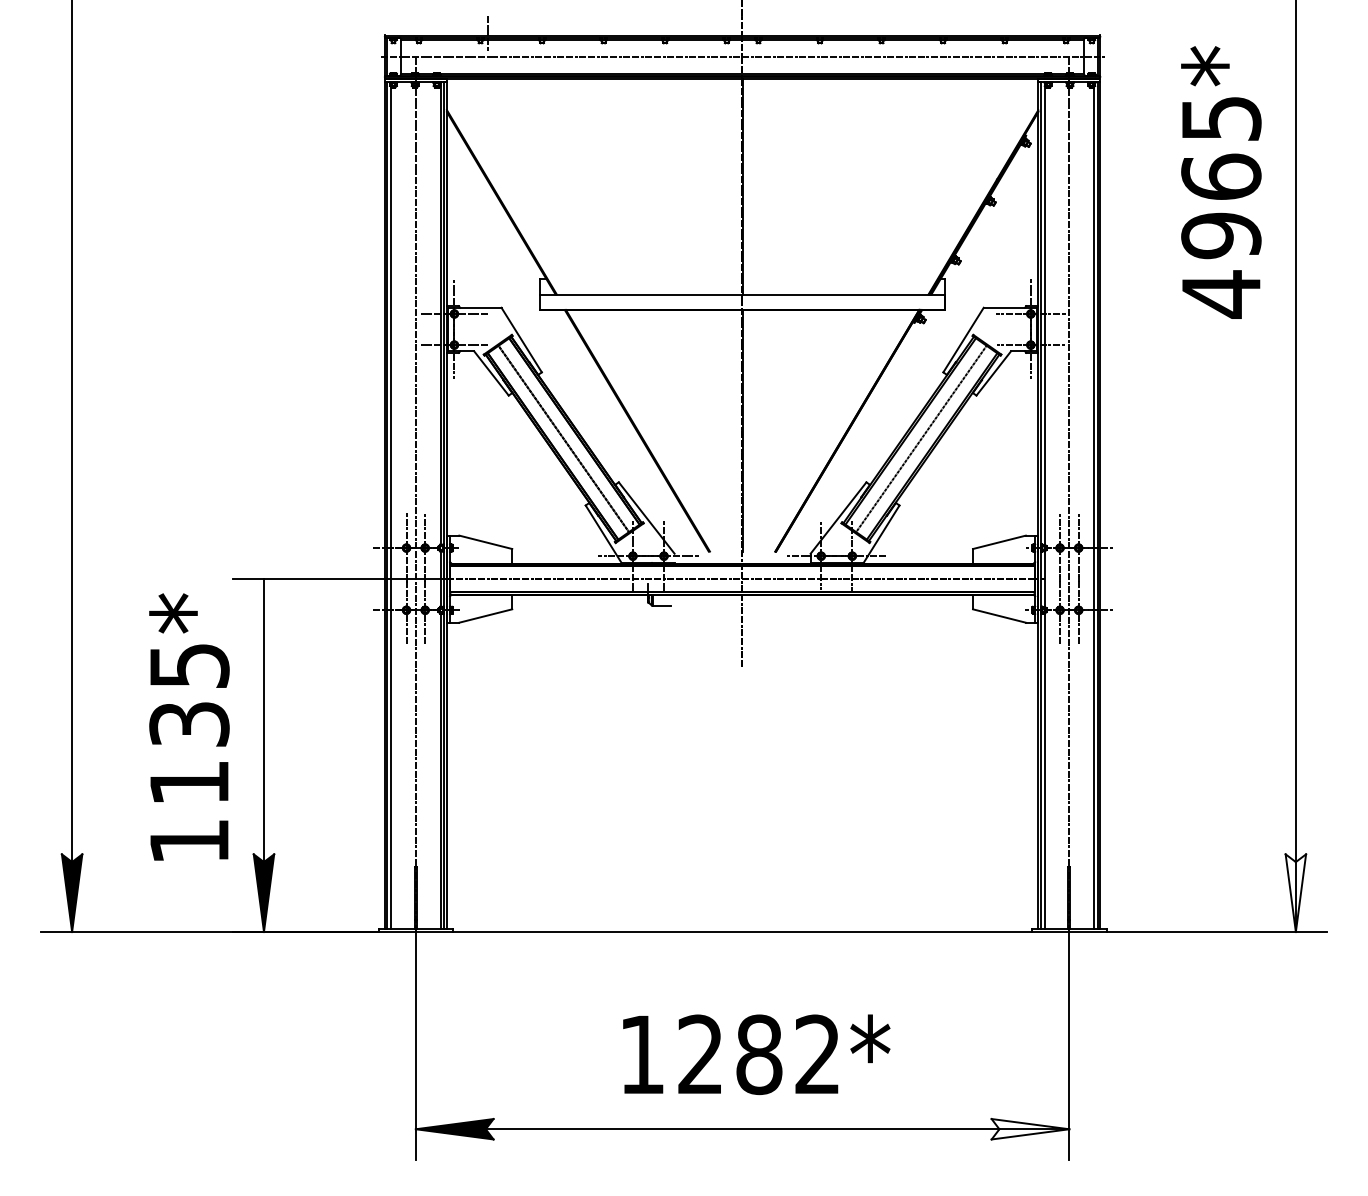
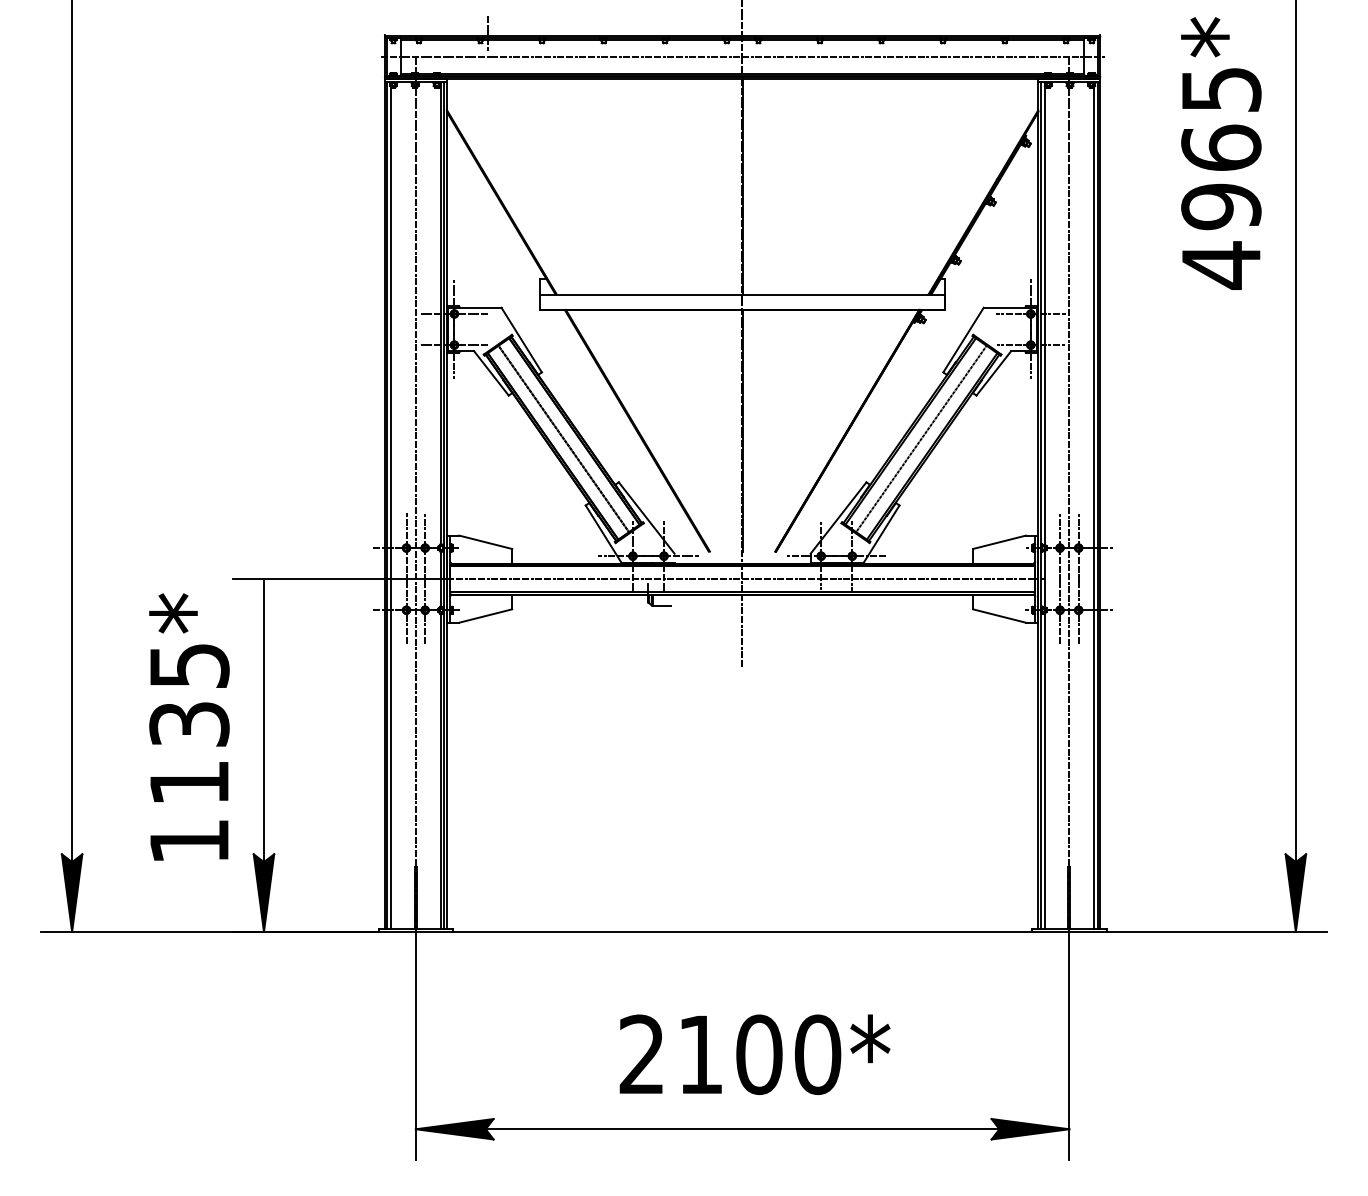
text position: (1221, 182) -> (1221, 153) (1221, 153)
fill: none -> present (1295, 893)
text: 1282* -> 2100* (730, 1054)
fill: none -> present (1030, 1129)
